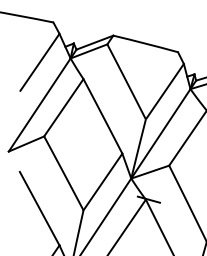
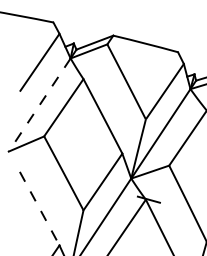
line: solid -> dashed (39, 105)
line: solid -> dashed (39, 208)
